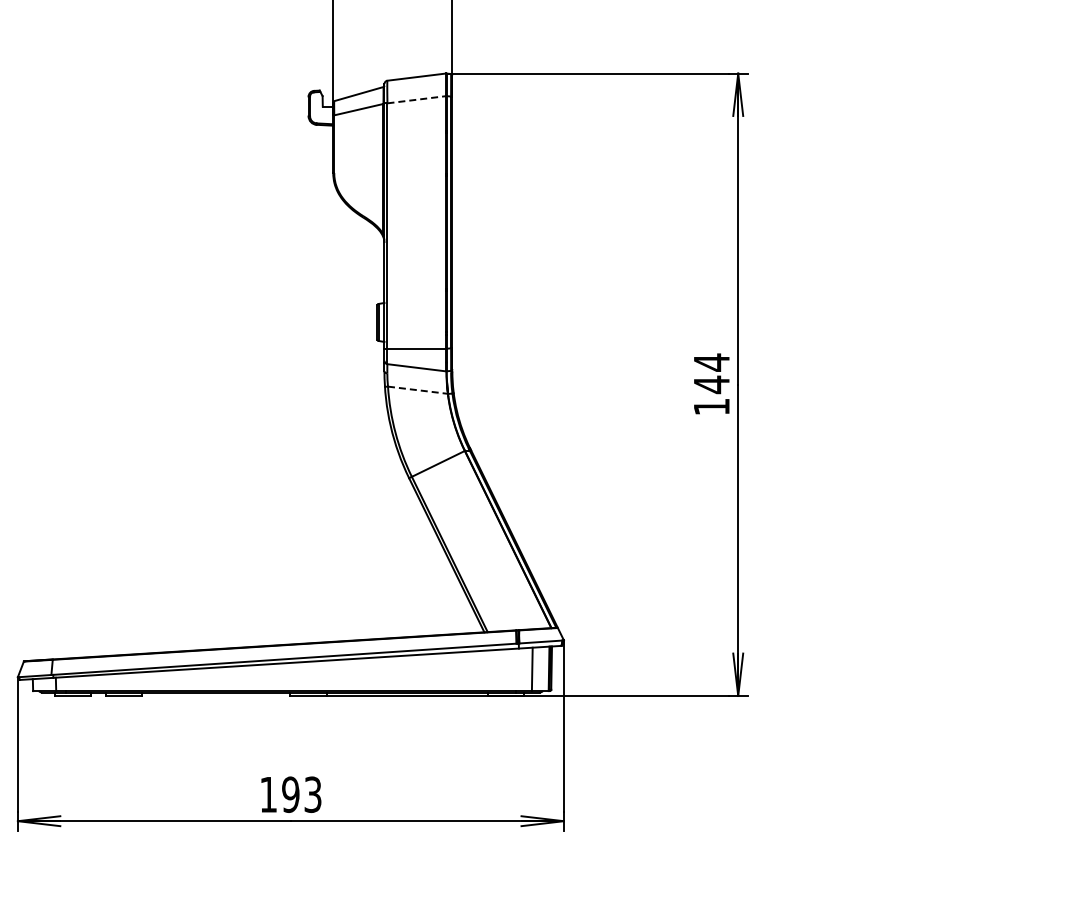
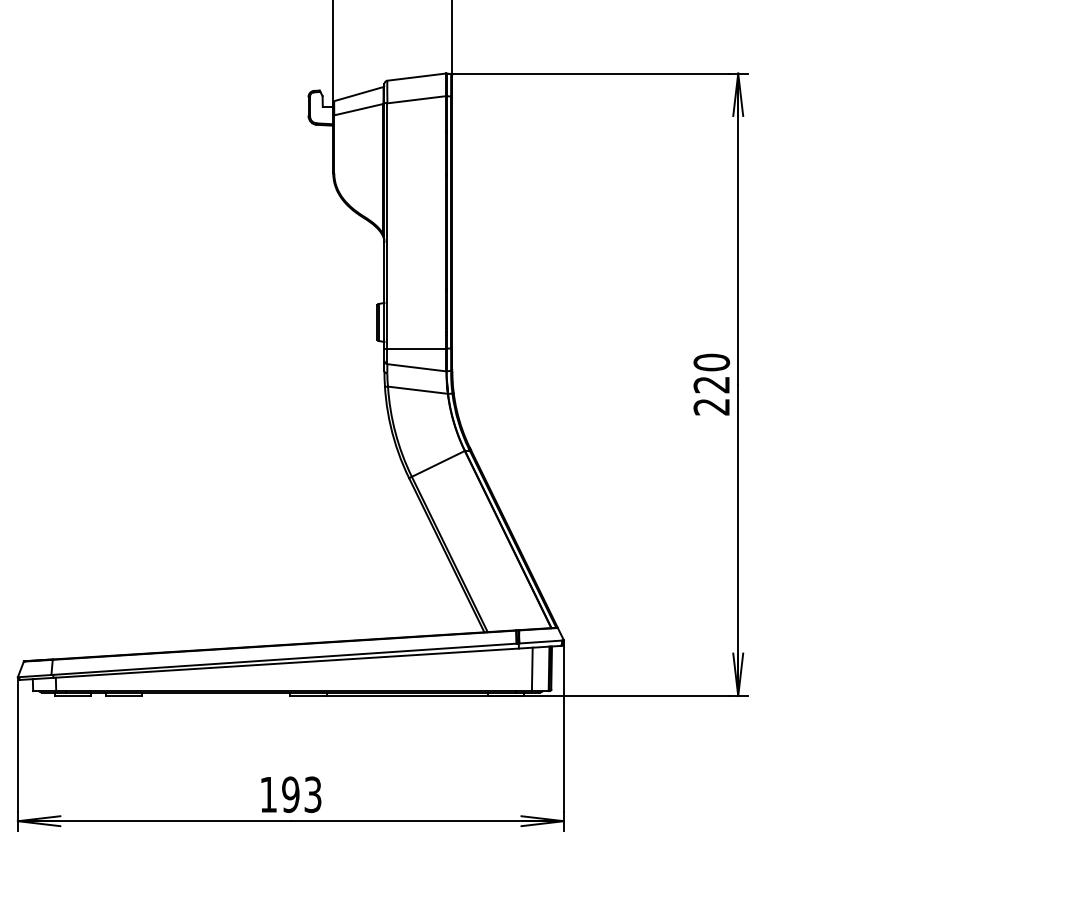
line: dashed -> solid (416, 99)
text: 144 -> 220 (711, 384)
line: dashed -> solid (418, 390)
